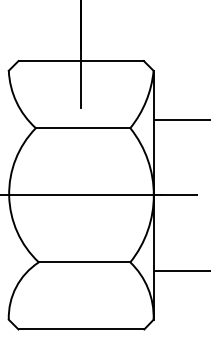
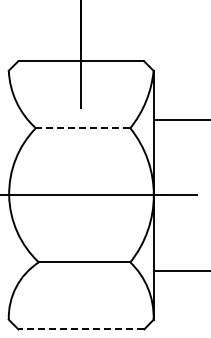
line: solid -> dashed (82, 128)
line: solid -> dashed (81, 329)
